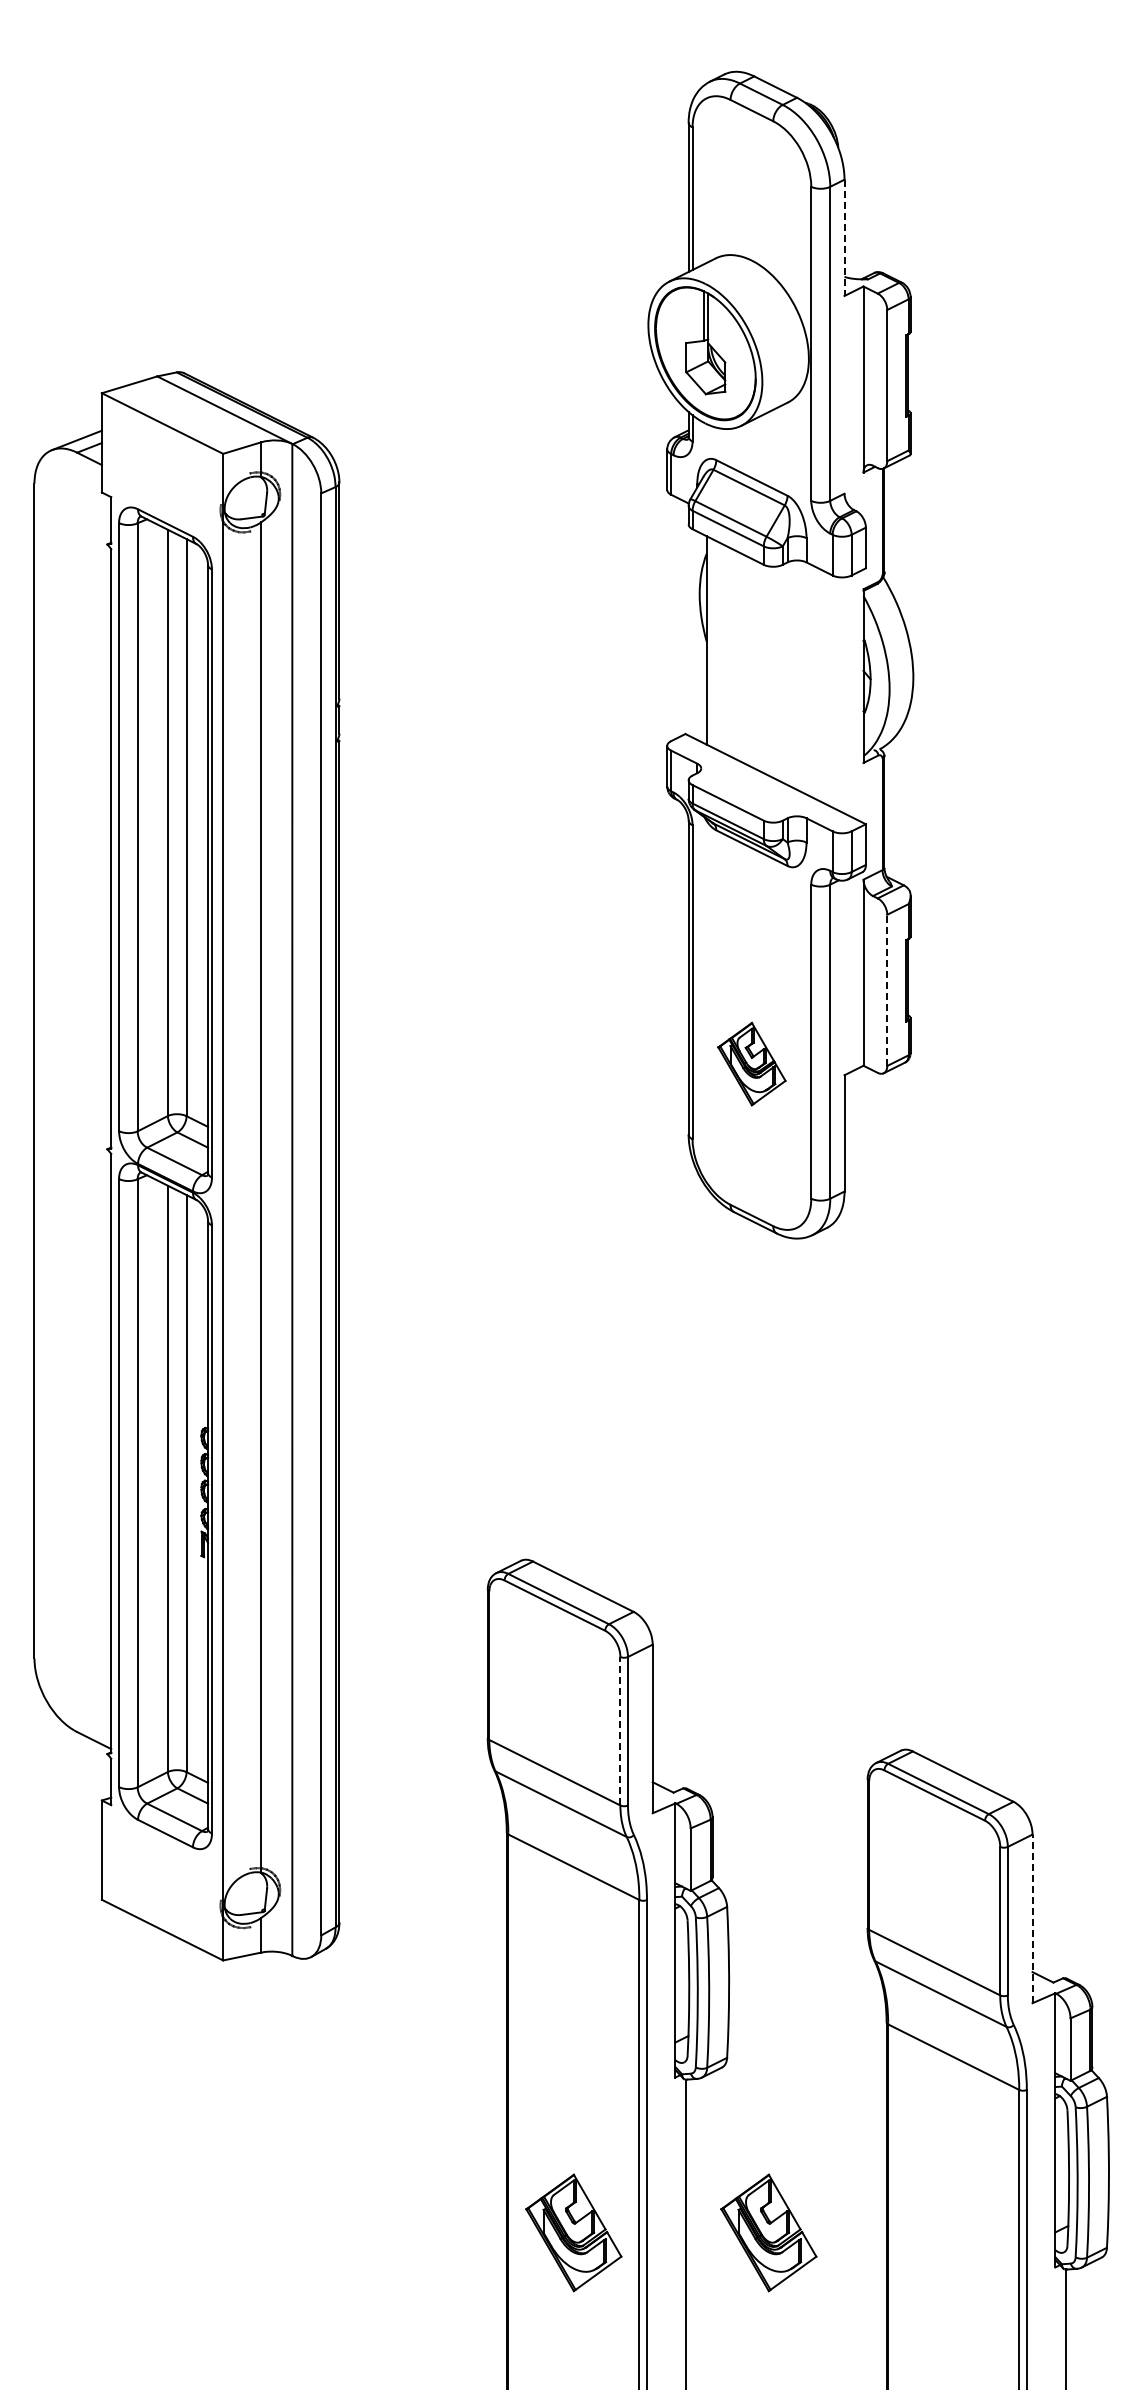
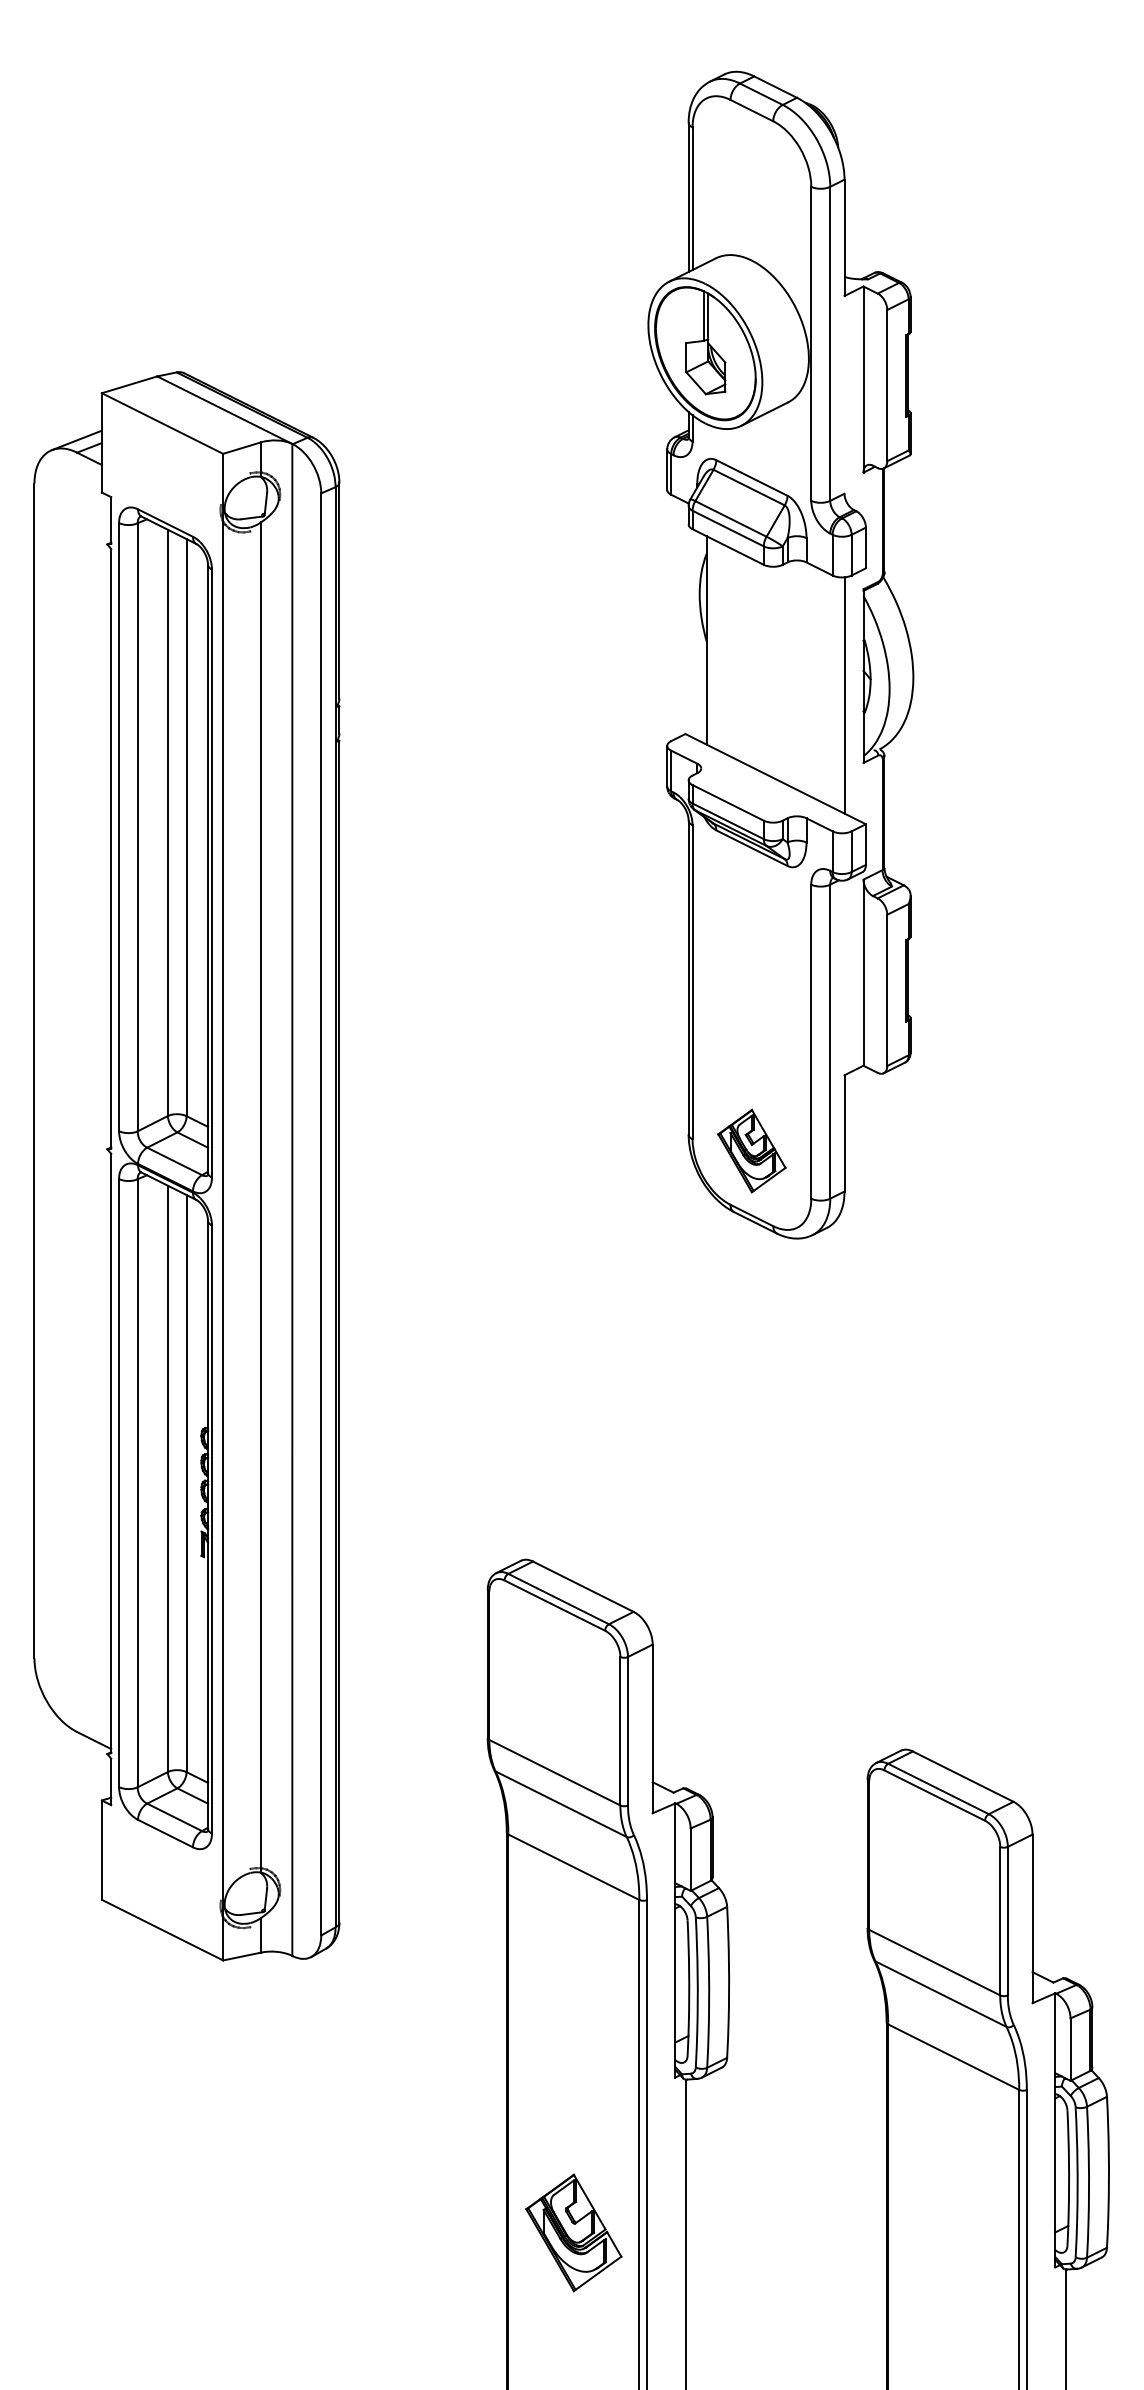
line: dashed -> solid (844, 238)
line: none -> present (844, 695)
line: dashed -> solid (887, 990)
part position: (751, 1063) -> (751, 1150) (751, 1150)
line: dashed -> solid (620, 1730)
line: dashed -> solid (1032, 1918)
part: present -> none (768, 2232)
